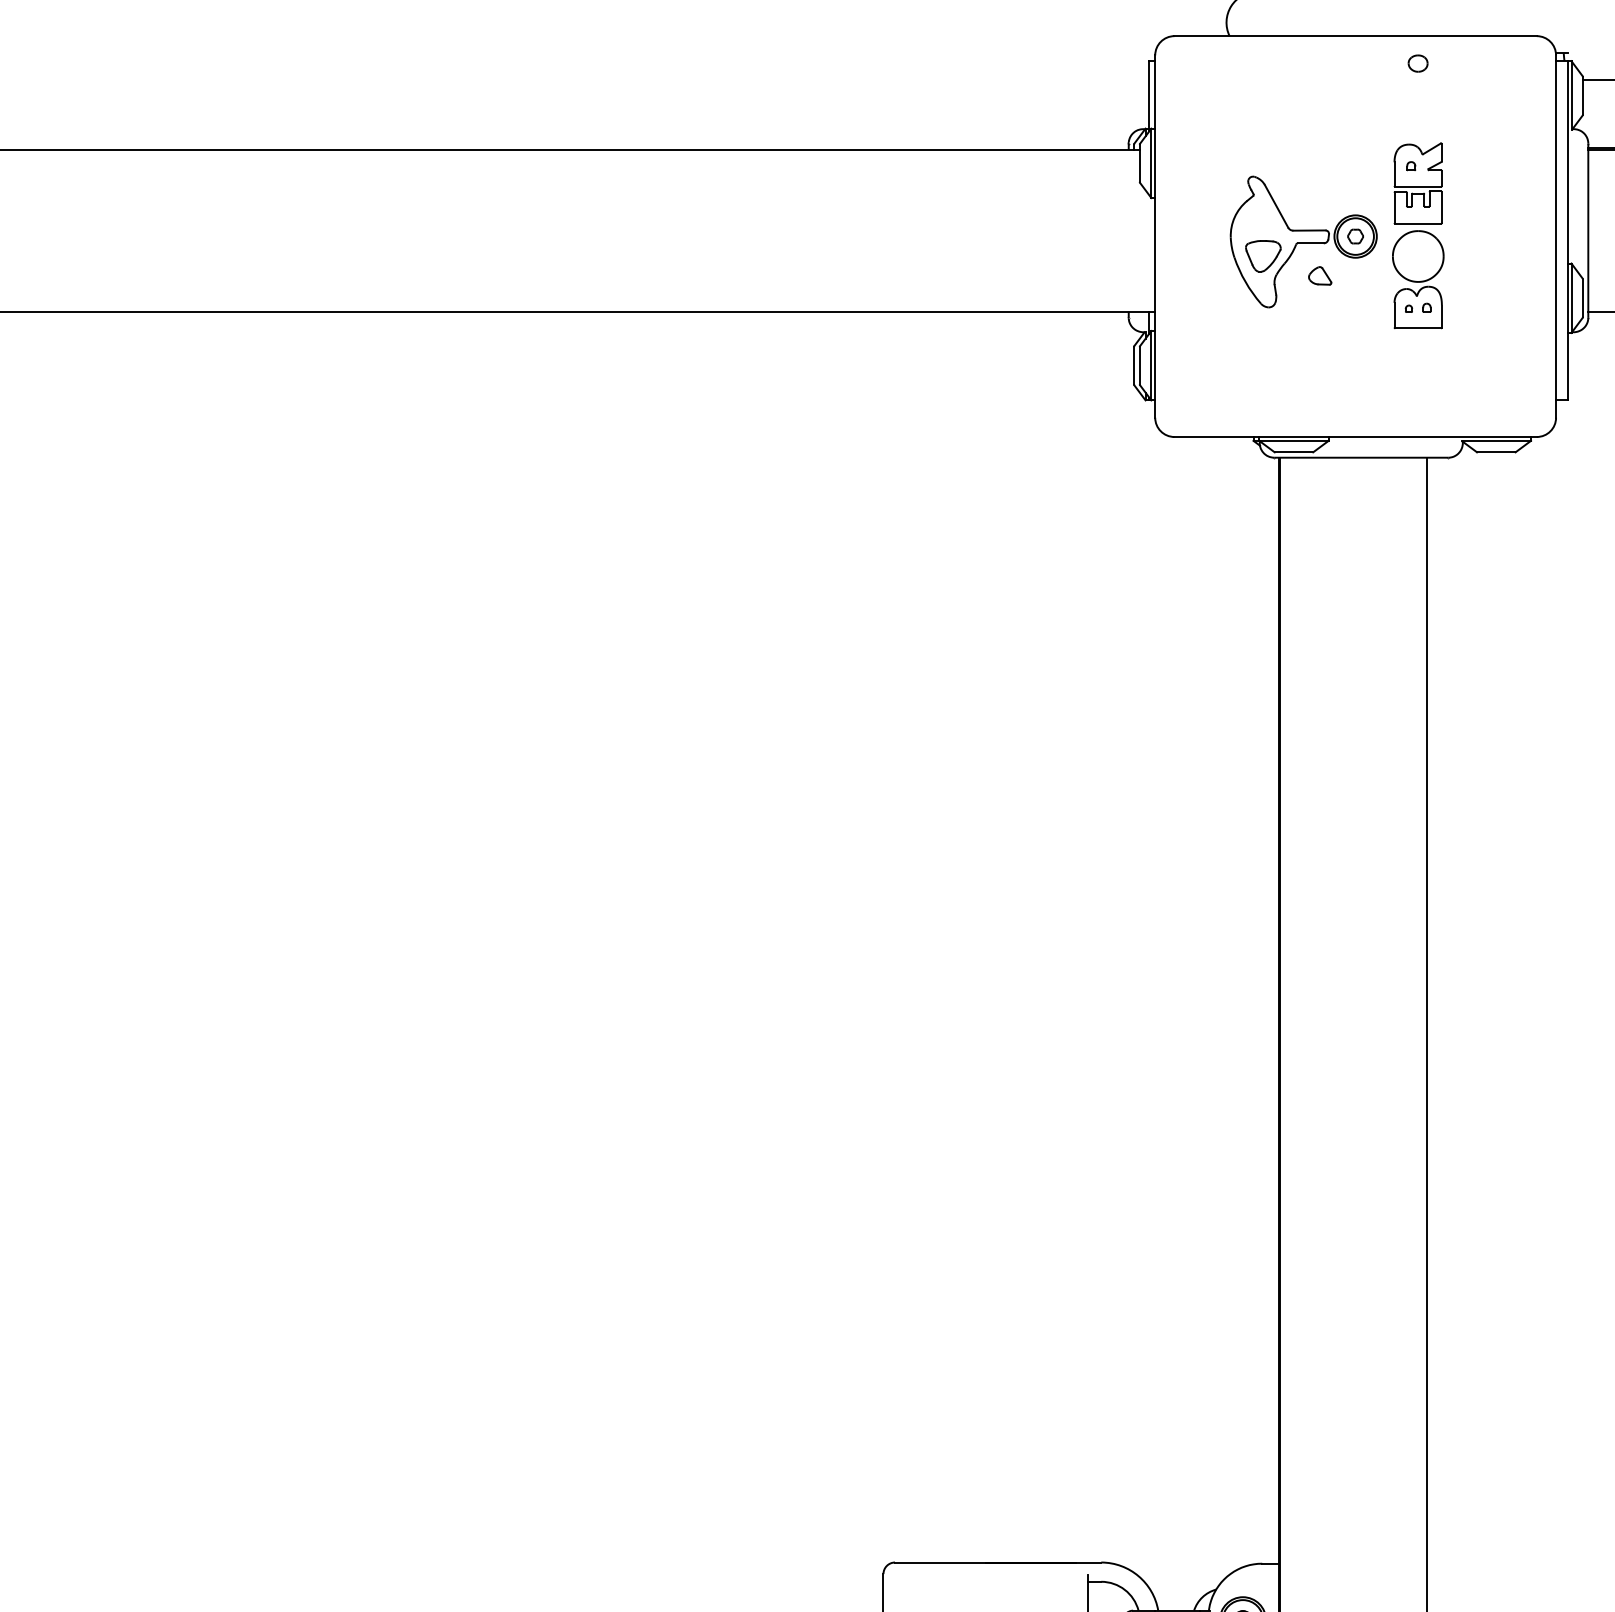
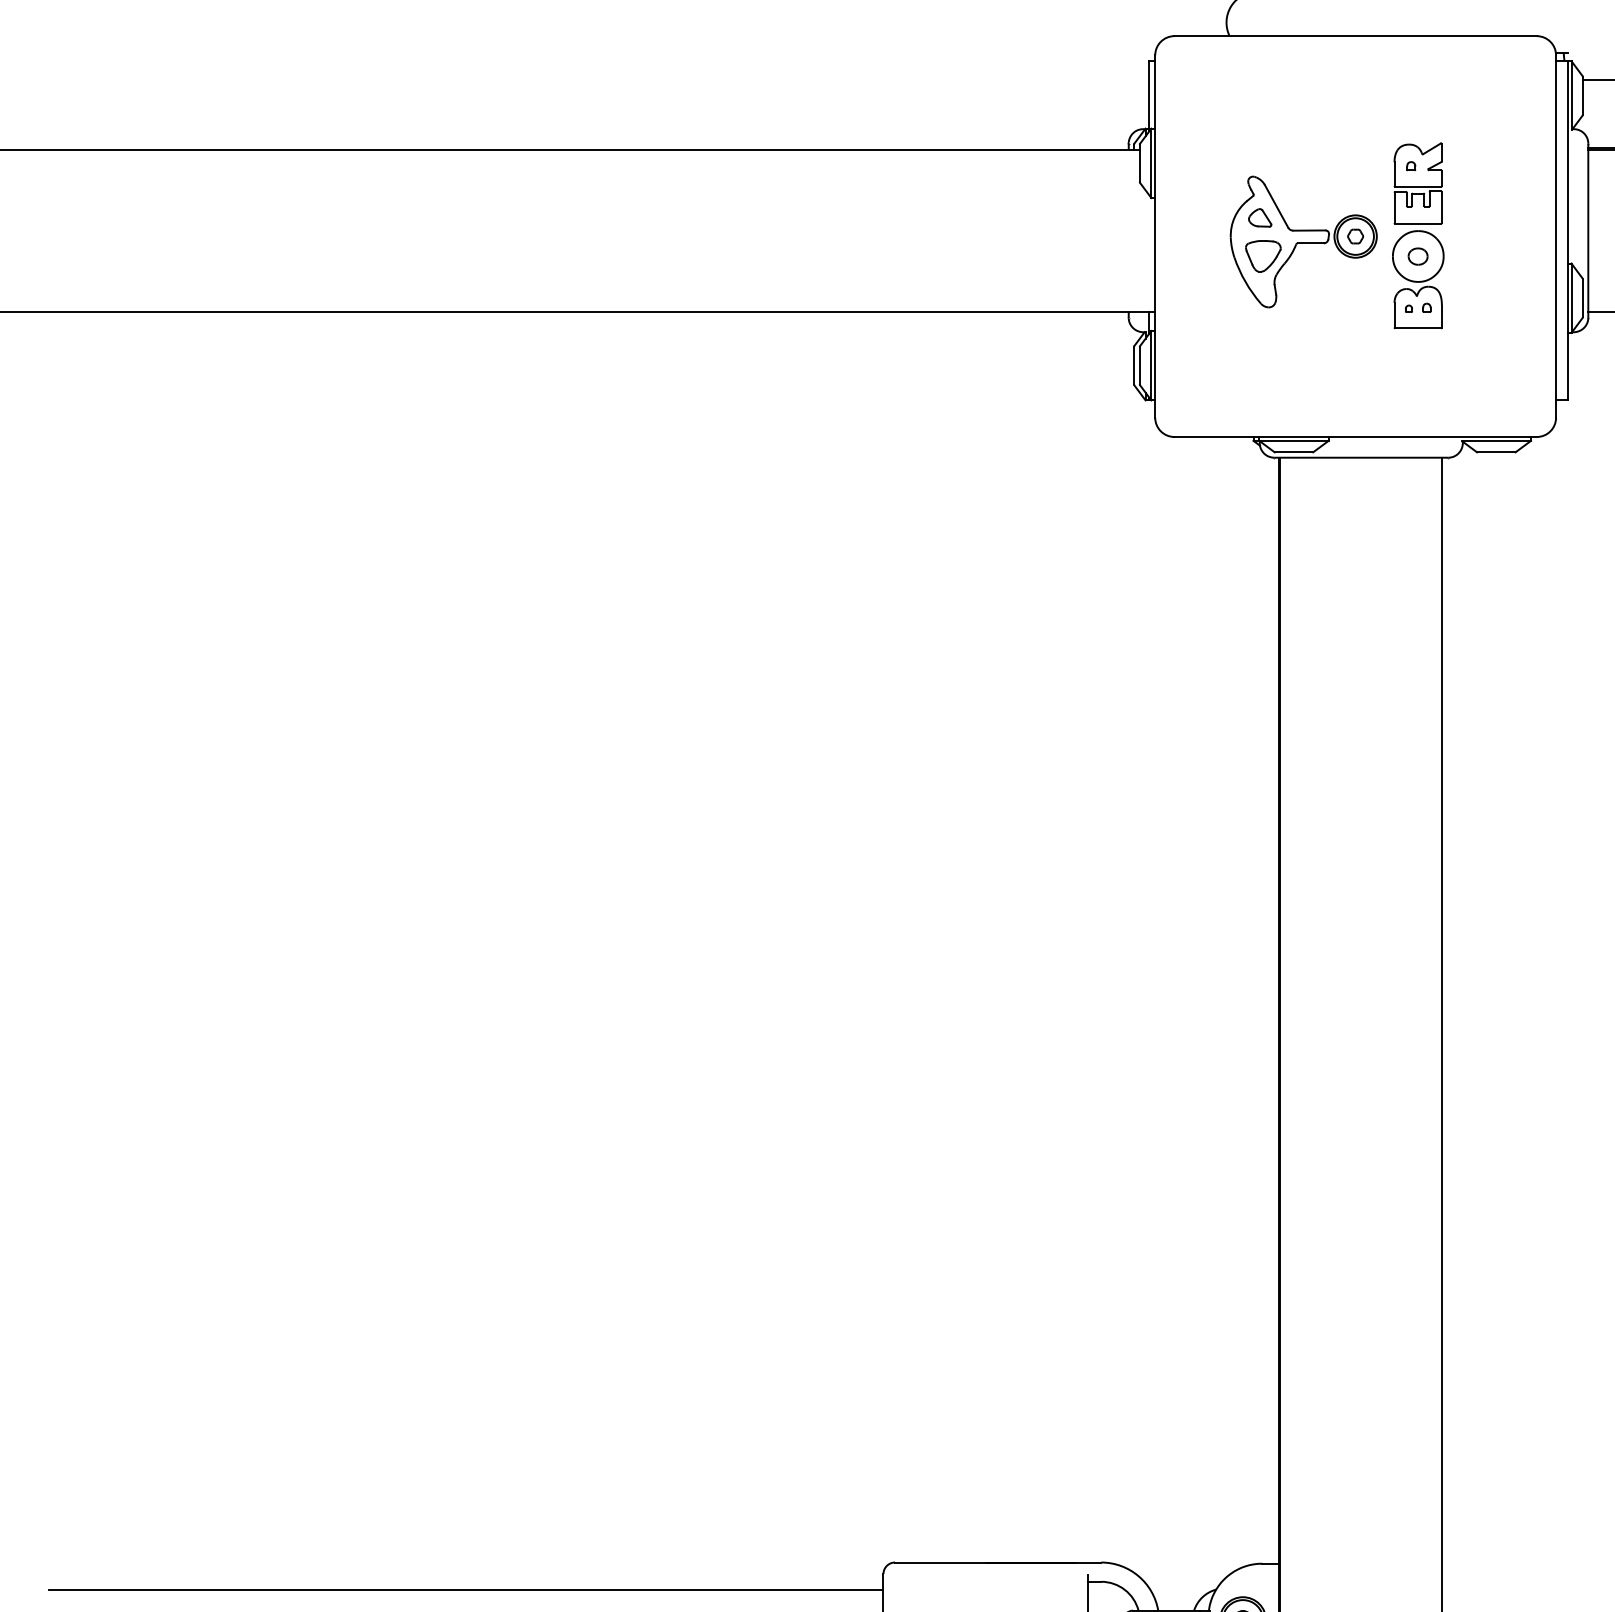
part position: (1417, 63) -> (1417, 256) (1417, 256)
part position: (1320, 275) -> (1260, 217) (1260, 217)
line position: (1427, 1032) -> (1442, 1032) (1442, 1032)
line: none -> present (466, 1589)
